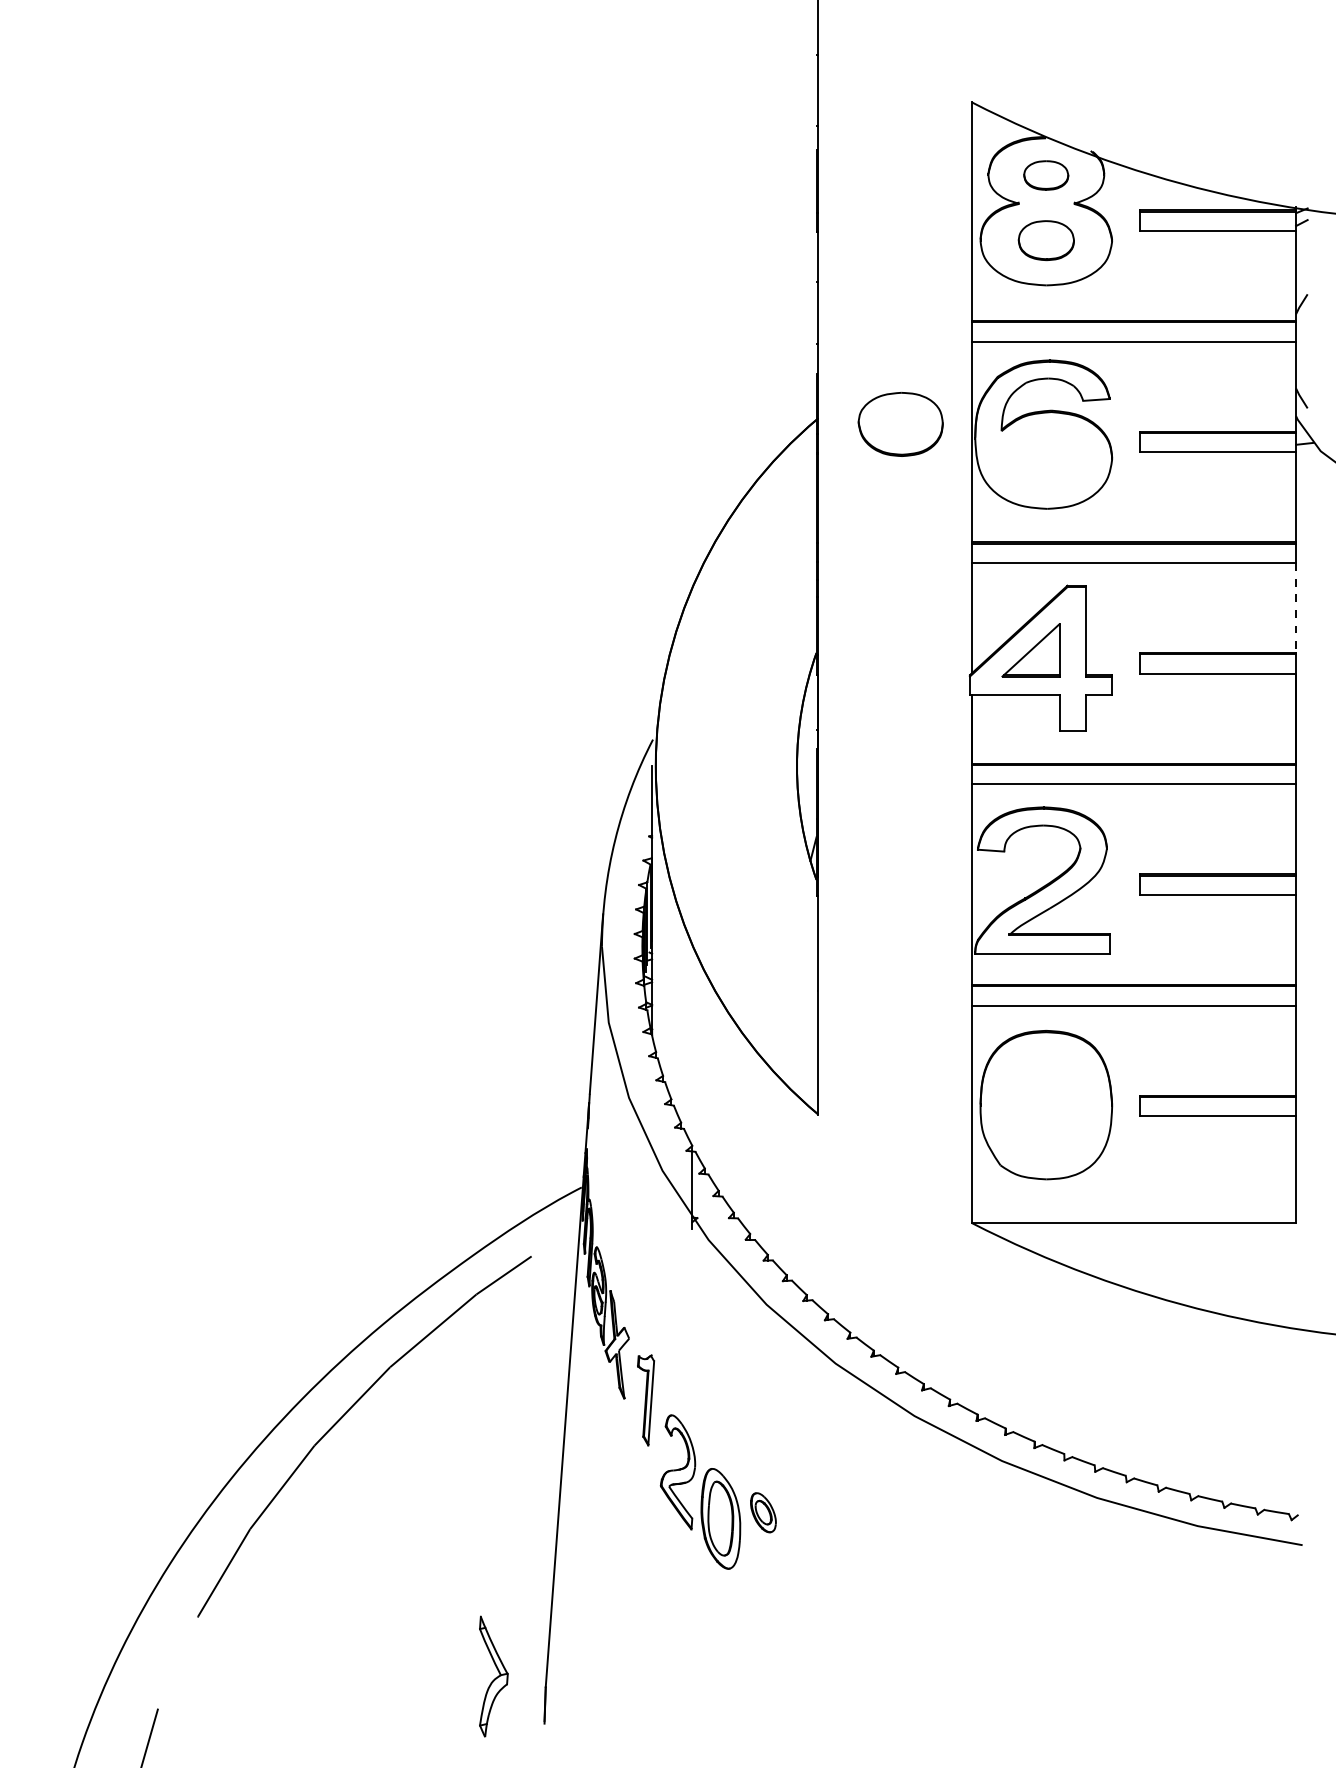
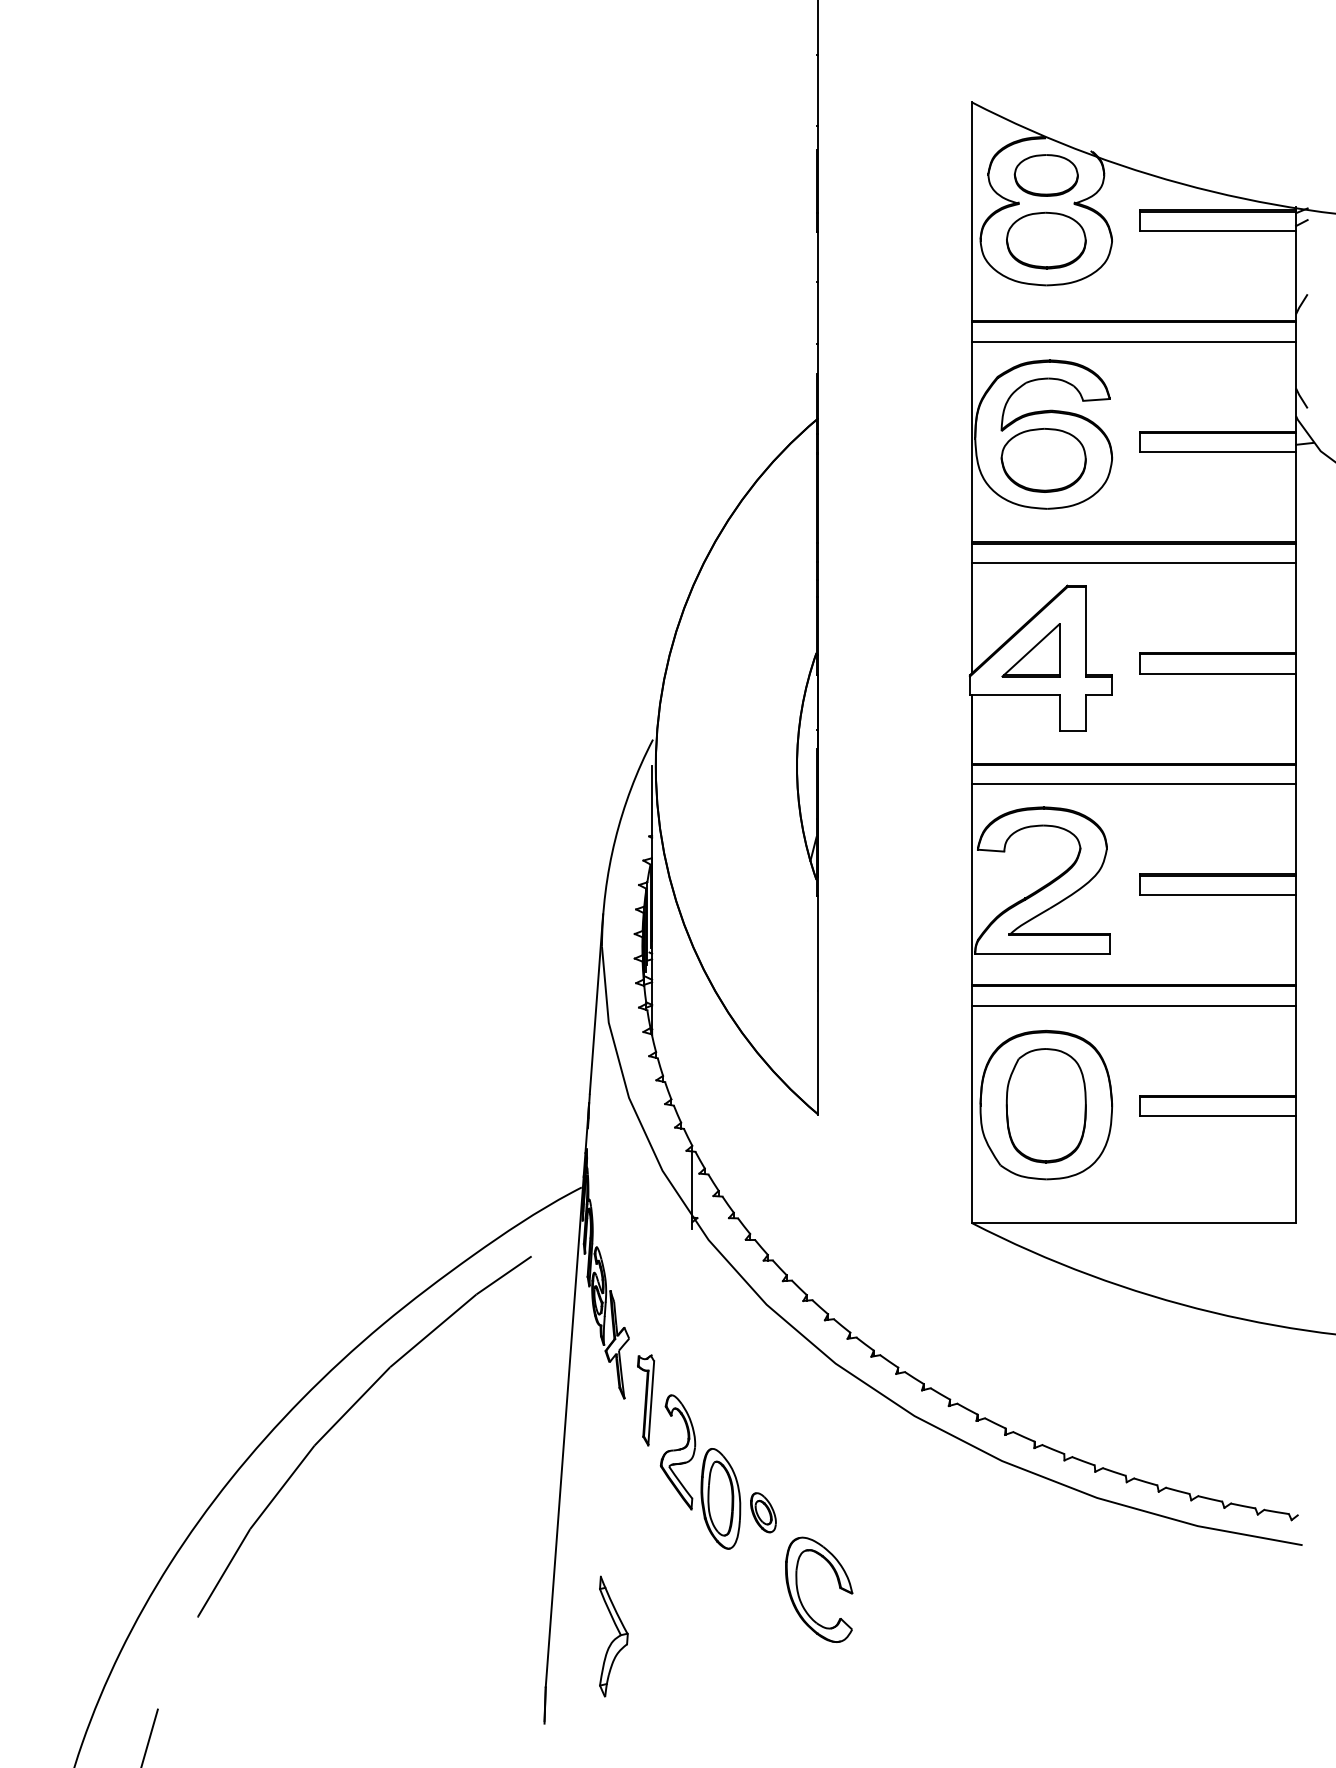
part size: 47x31 px -> 66x43 px (1045, 175)
part size: 58x42 px -> 81x59 px (1046, 240)
part position: (900, 424) -> (1043, 460) (1043, 460)
line: dashed -> solid (1296, 608)
part: none -> present (1045, 1105)
part position: (700, 1491) -> (700, 1471) (700, 1471)
part: none -> present (838, 1585)
part position: (493, 1676) -> (613, 1636) (613, 1636)
